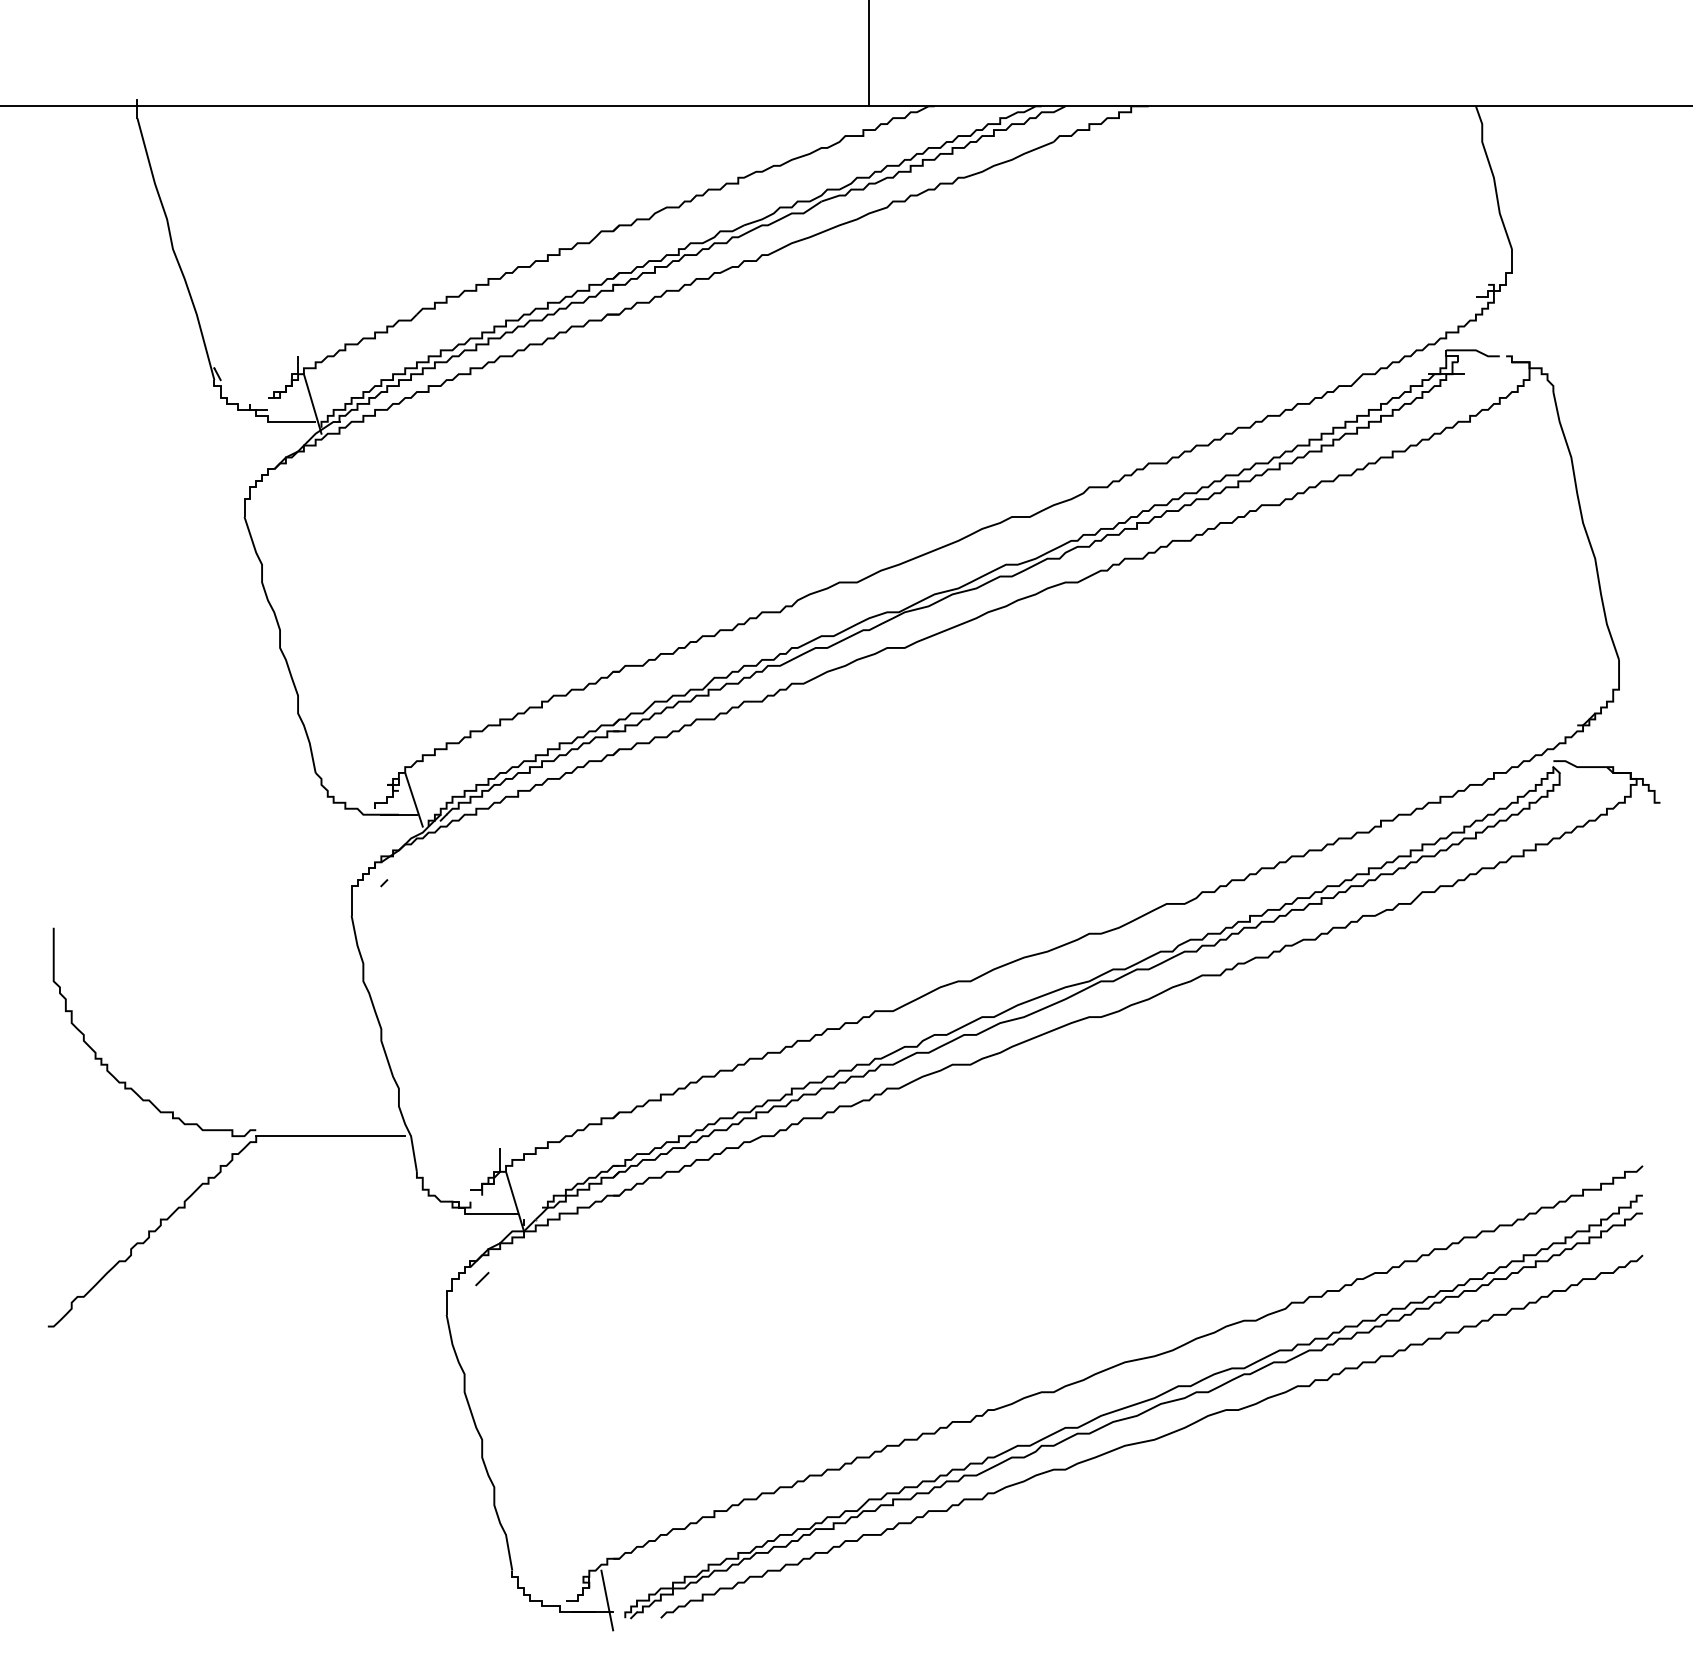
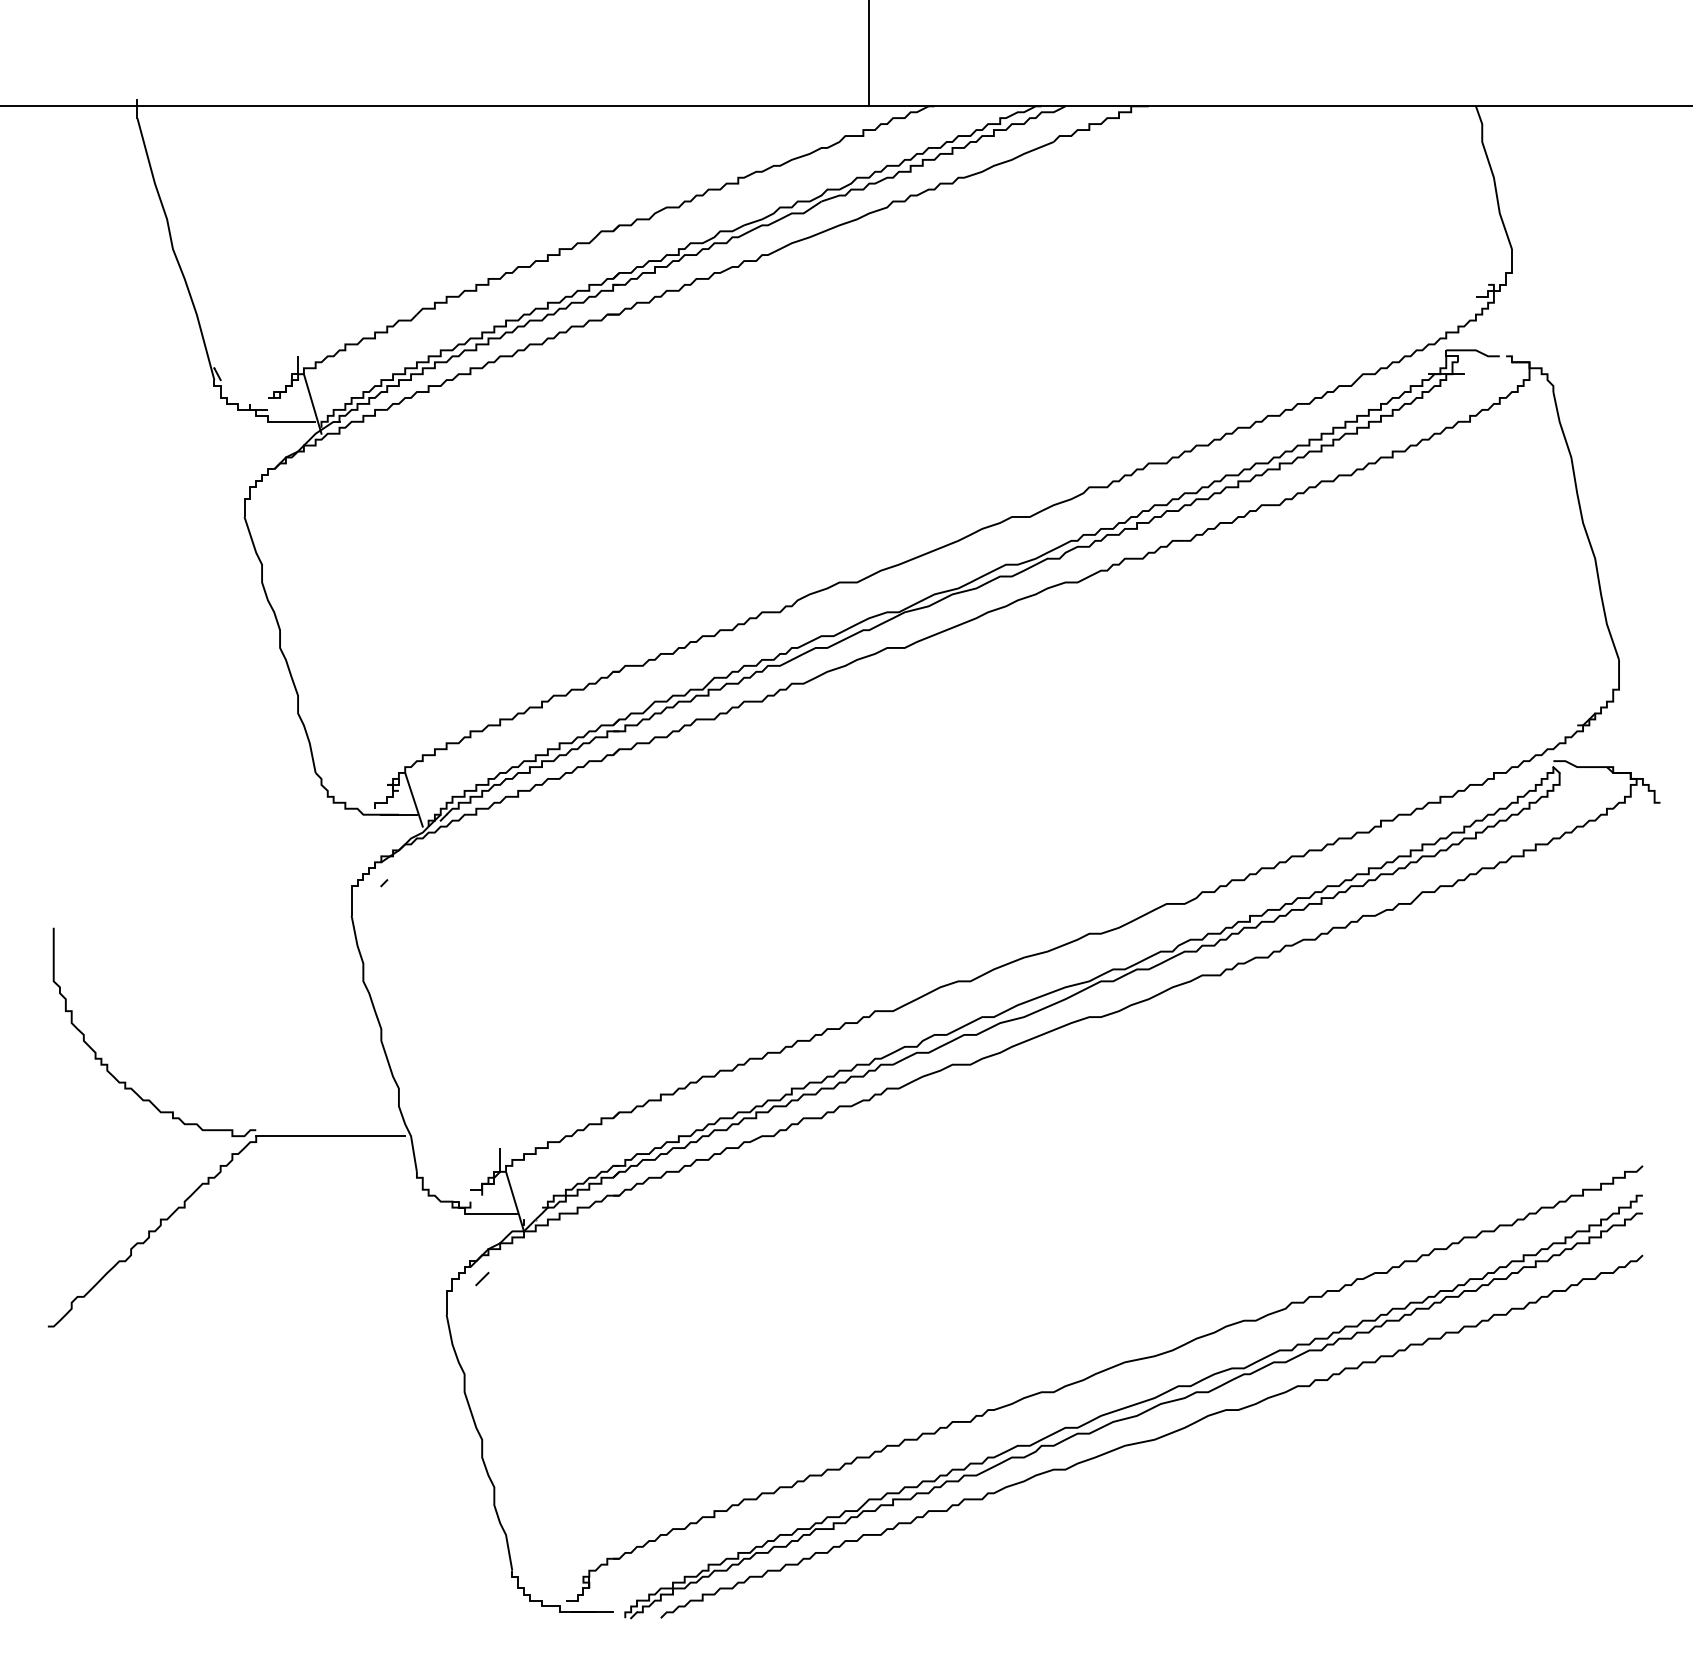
line: present -> none (607, 1600)
